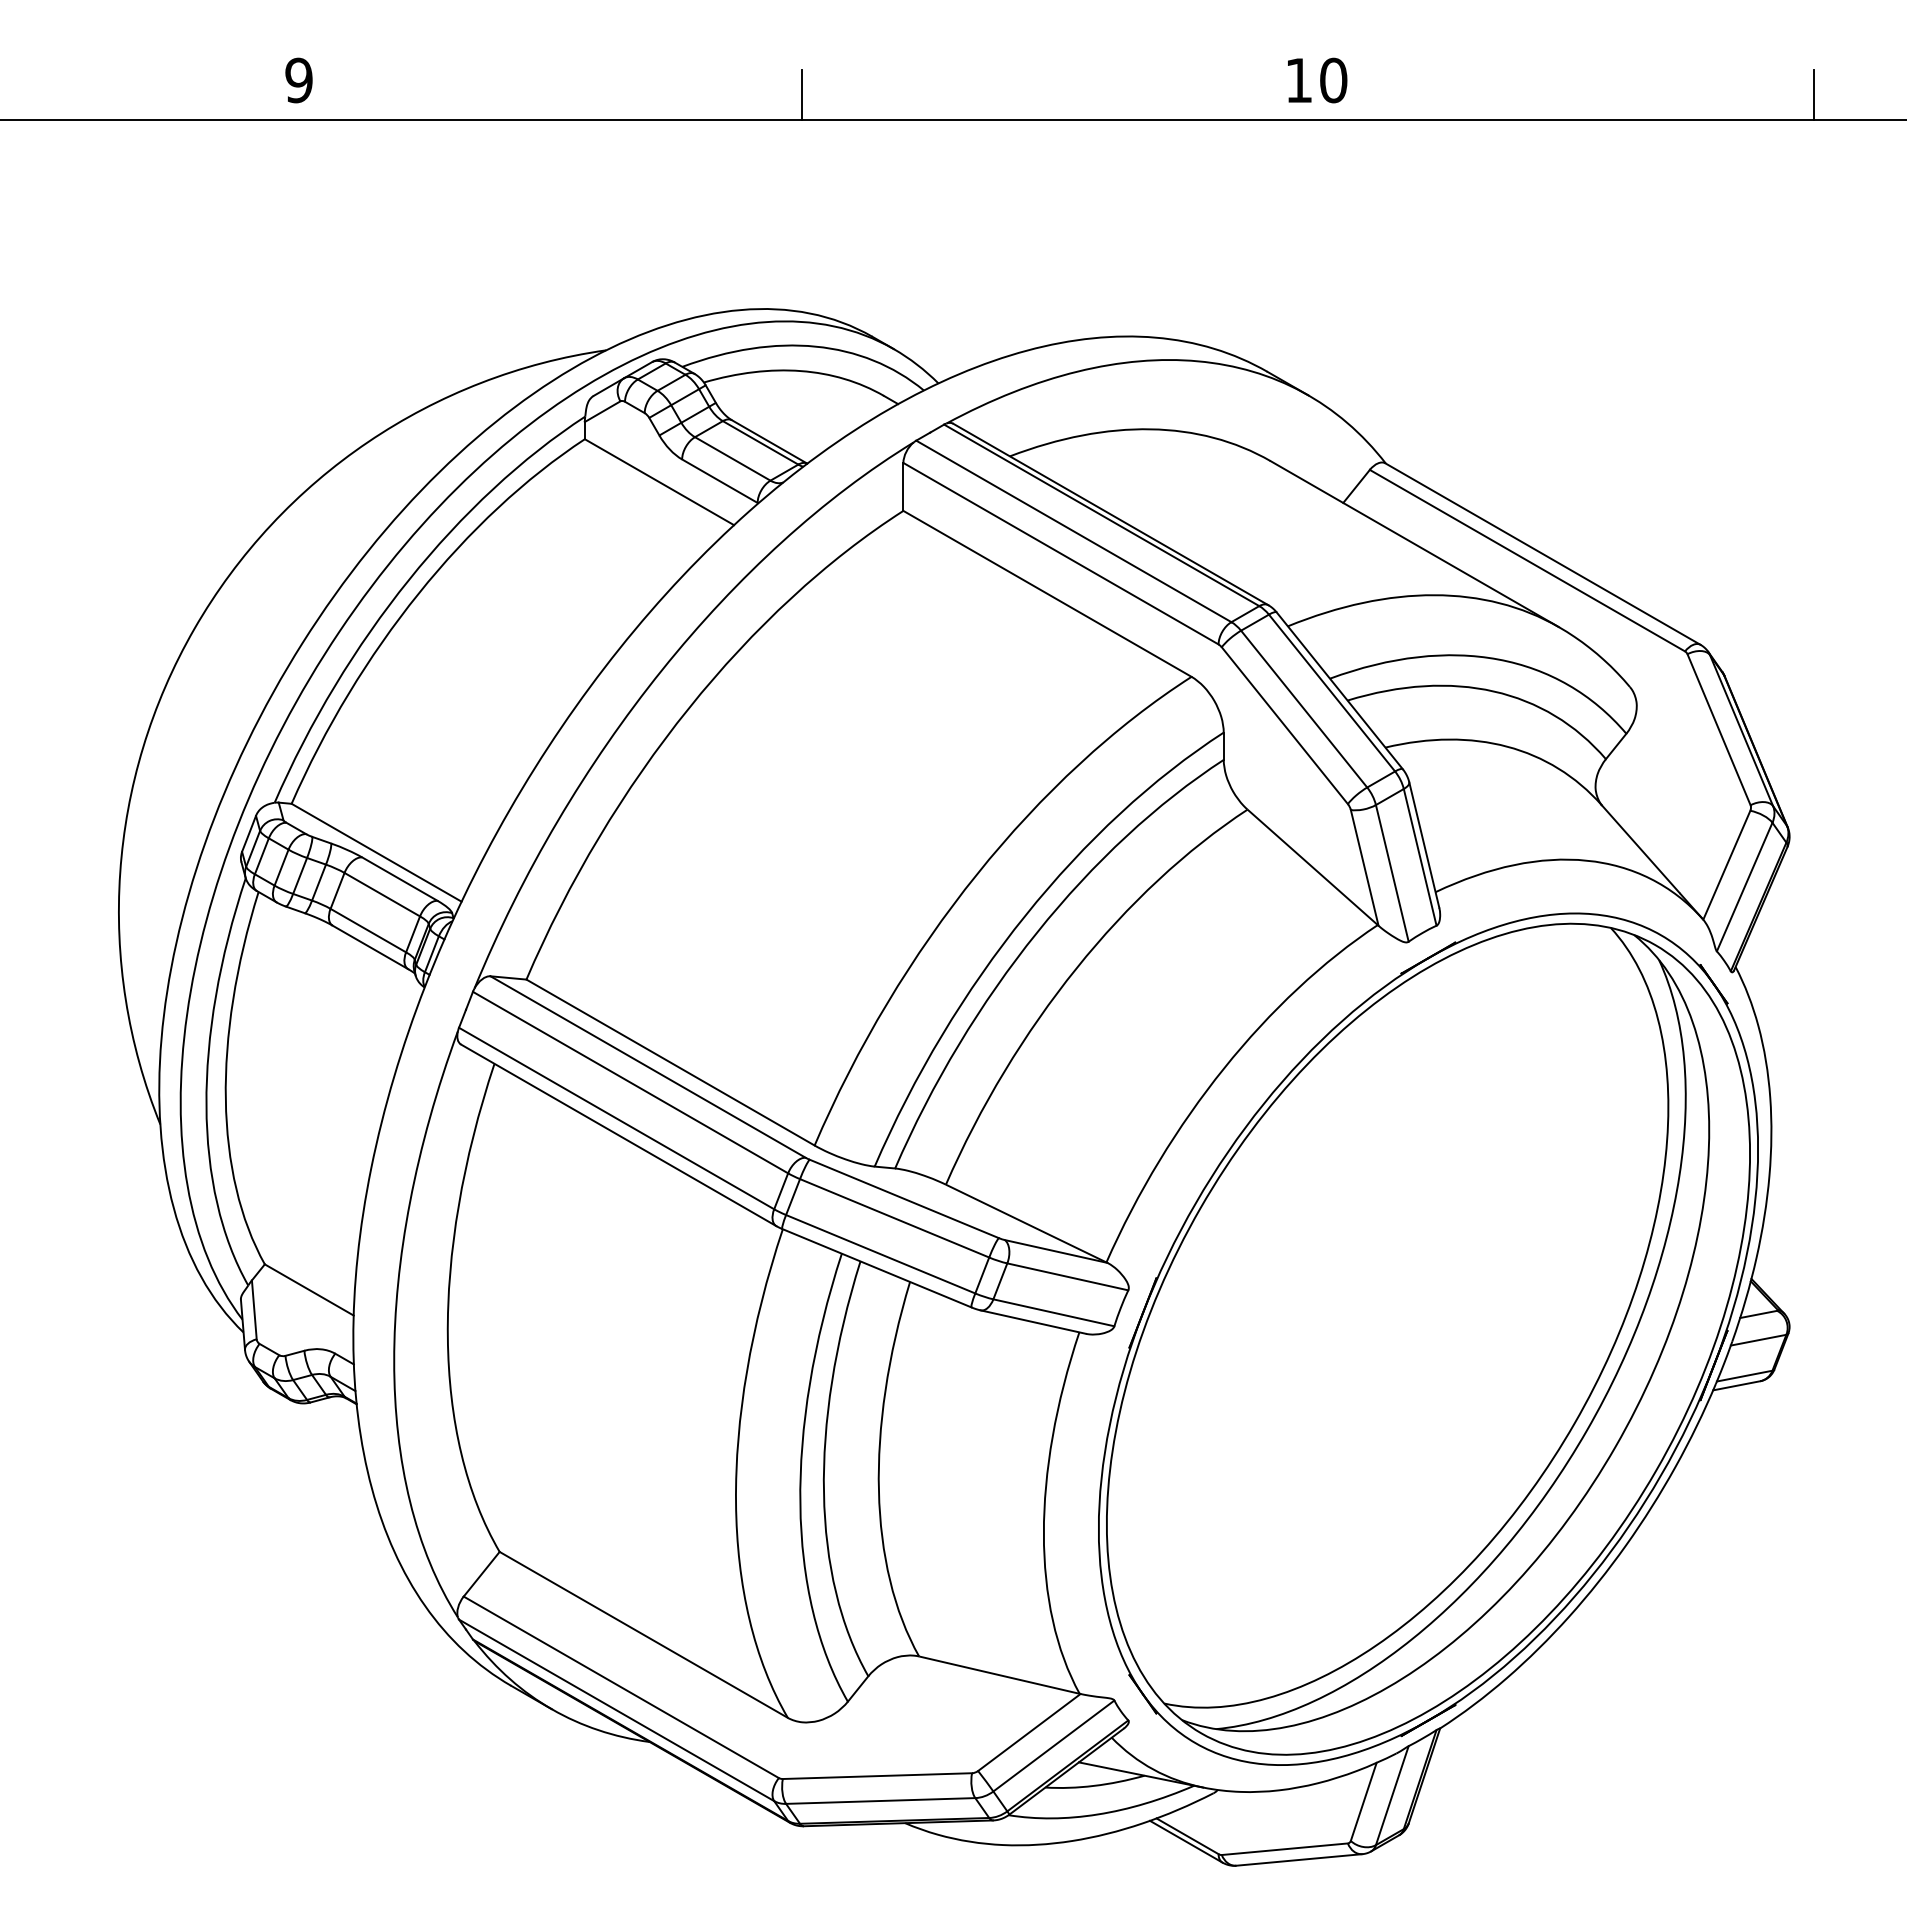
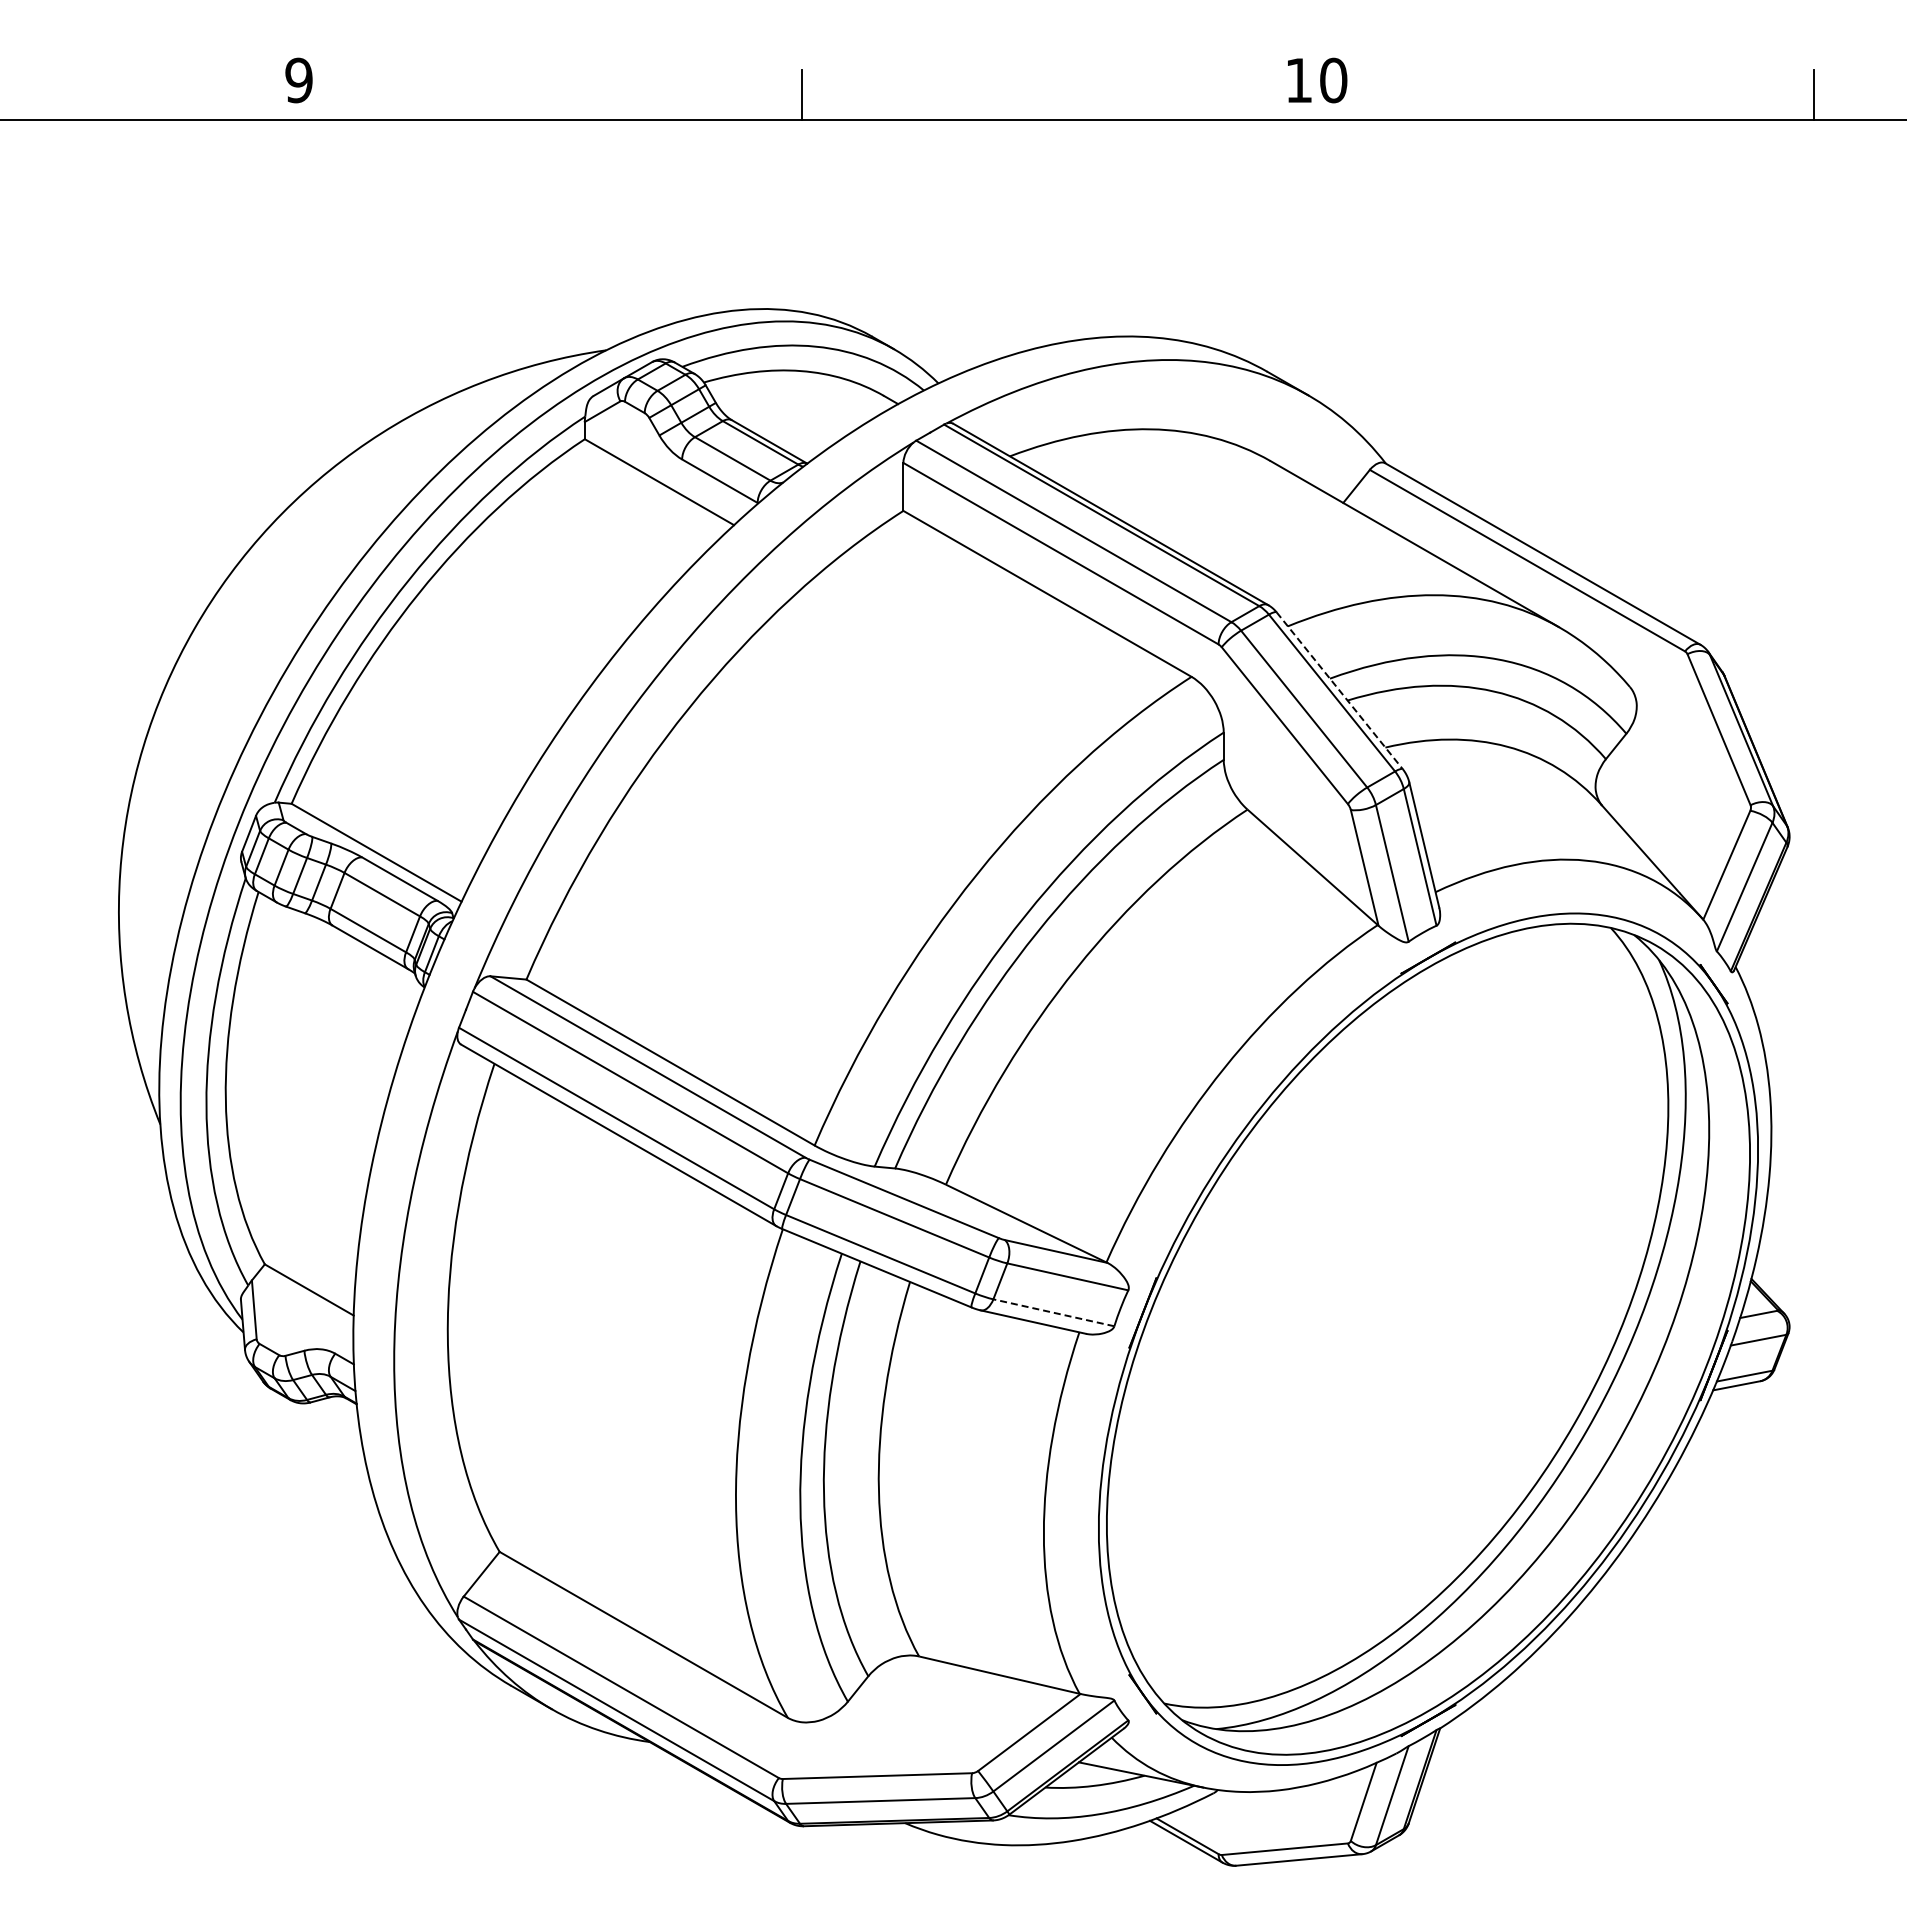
line: solid -> dashed (1339, 690)
line: solid -> dashed (1053, 1312)
